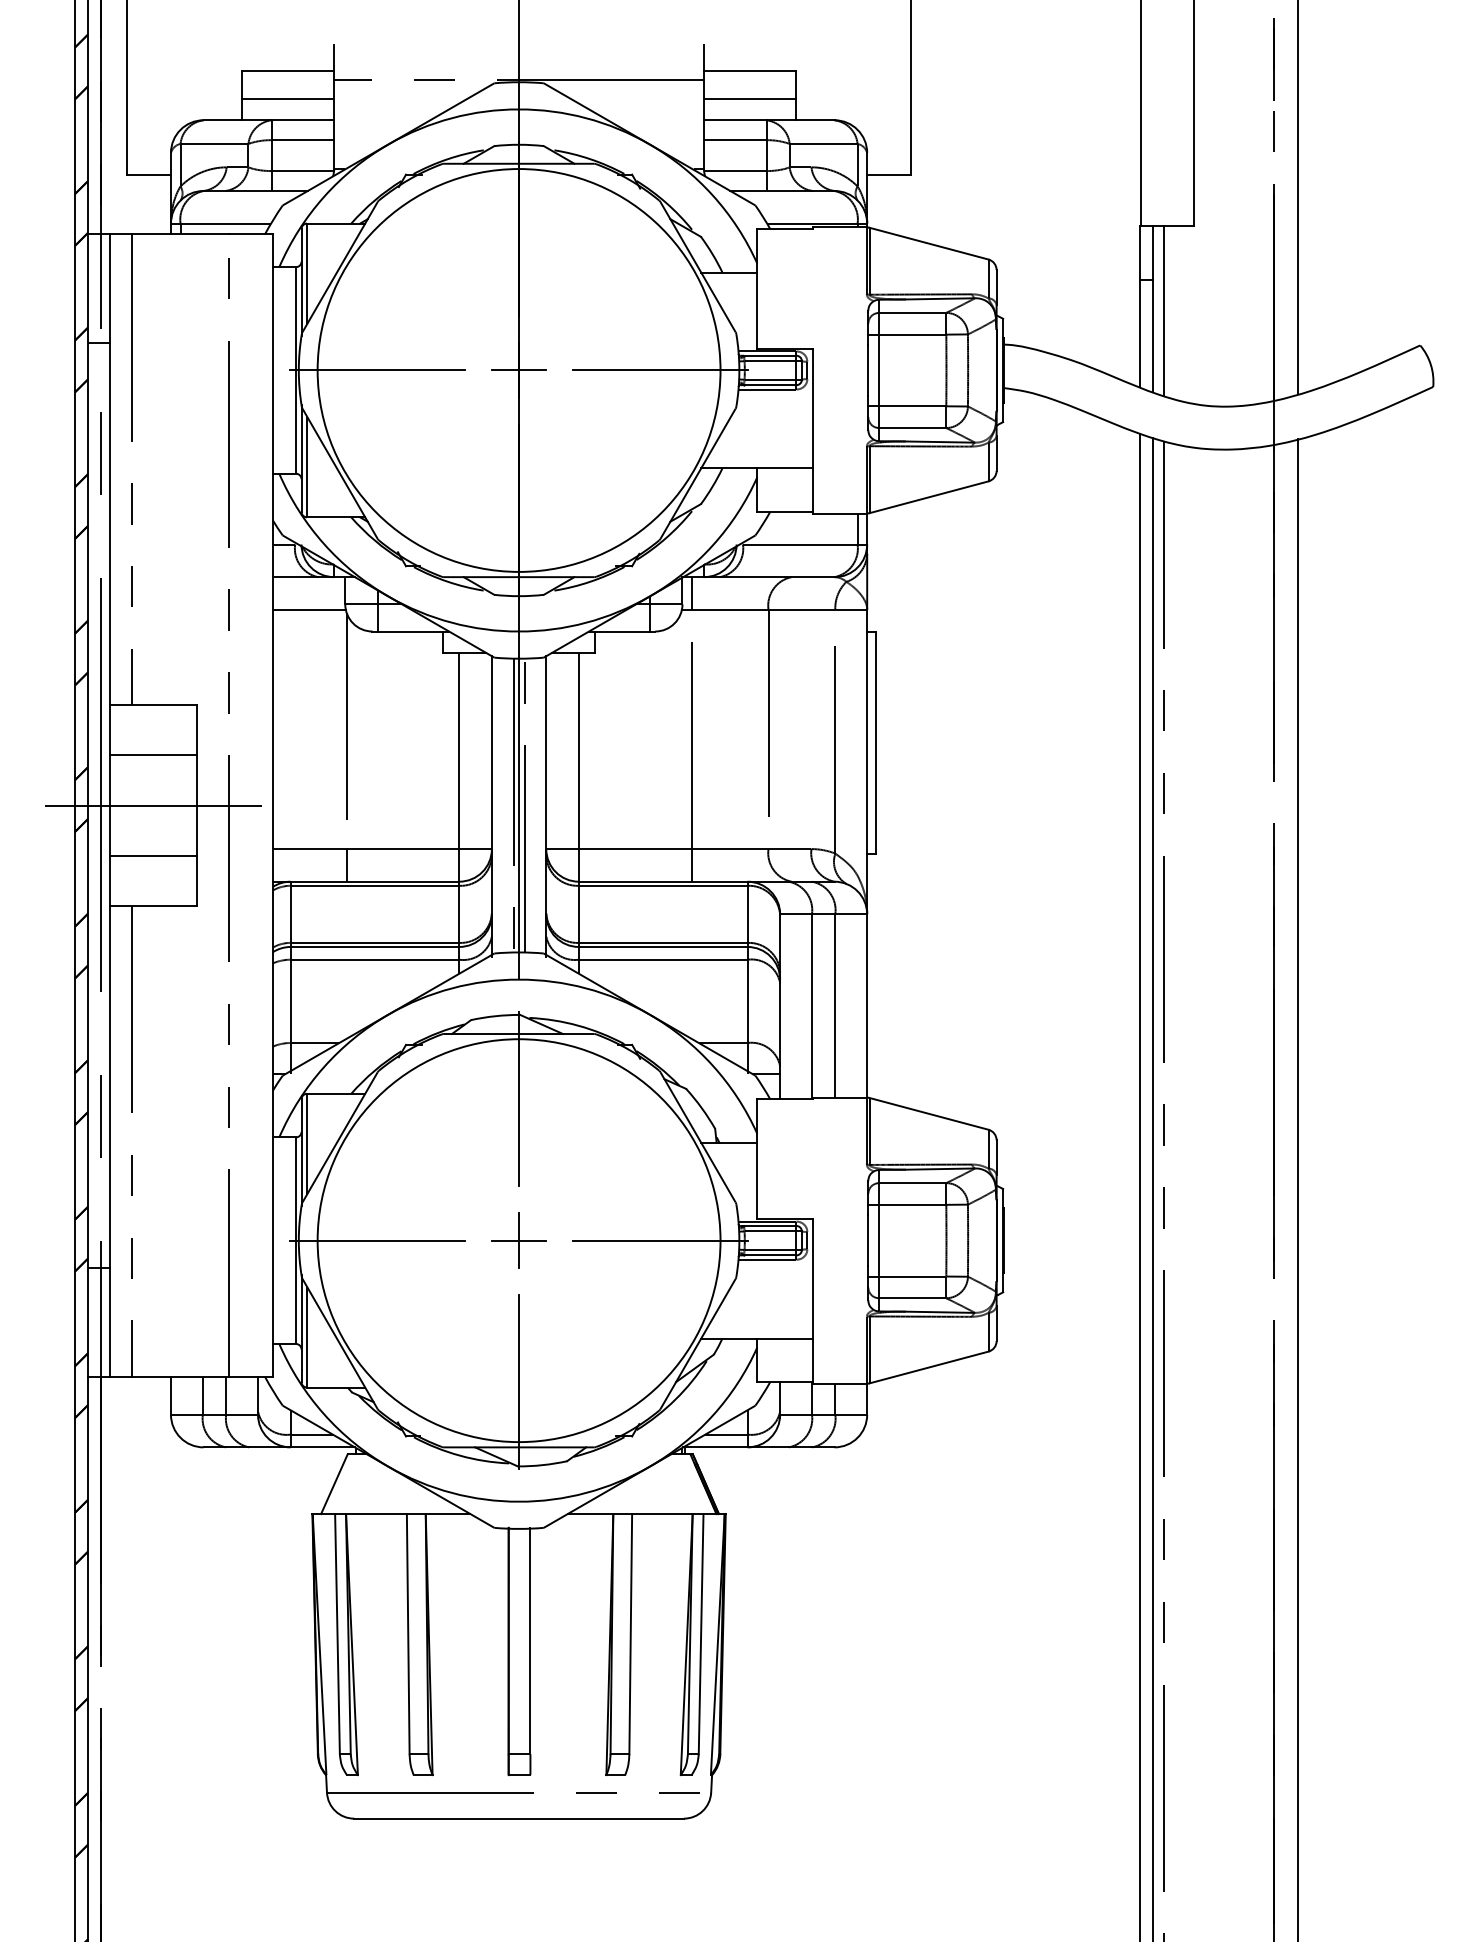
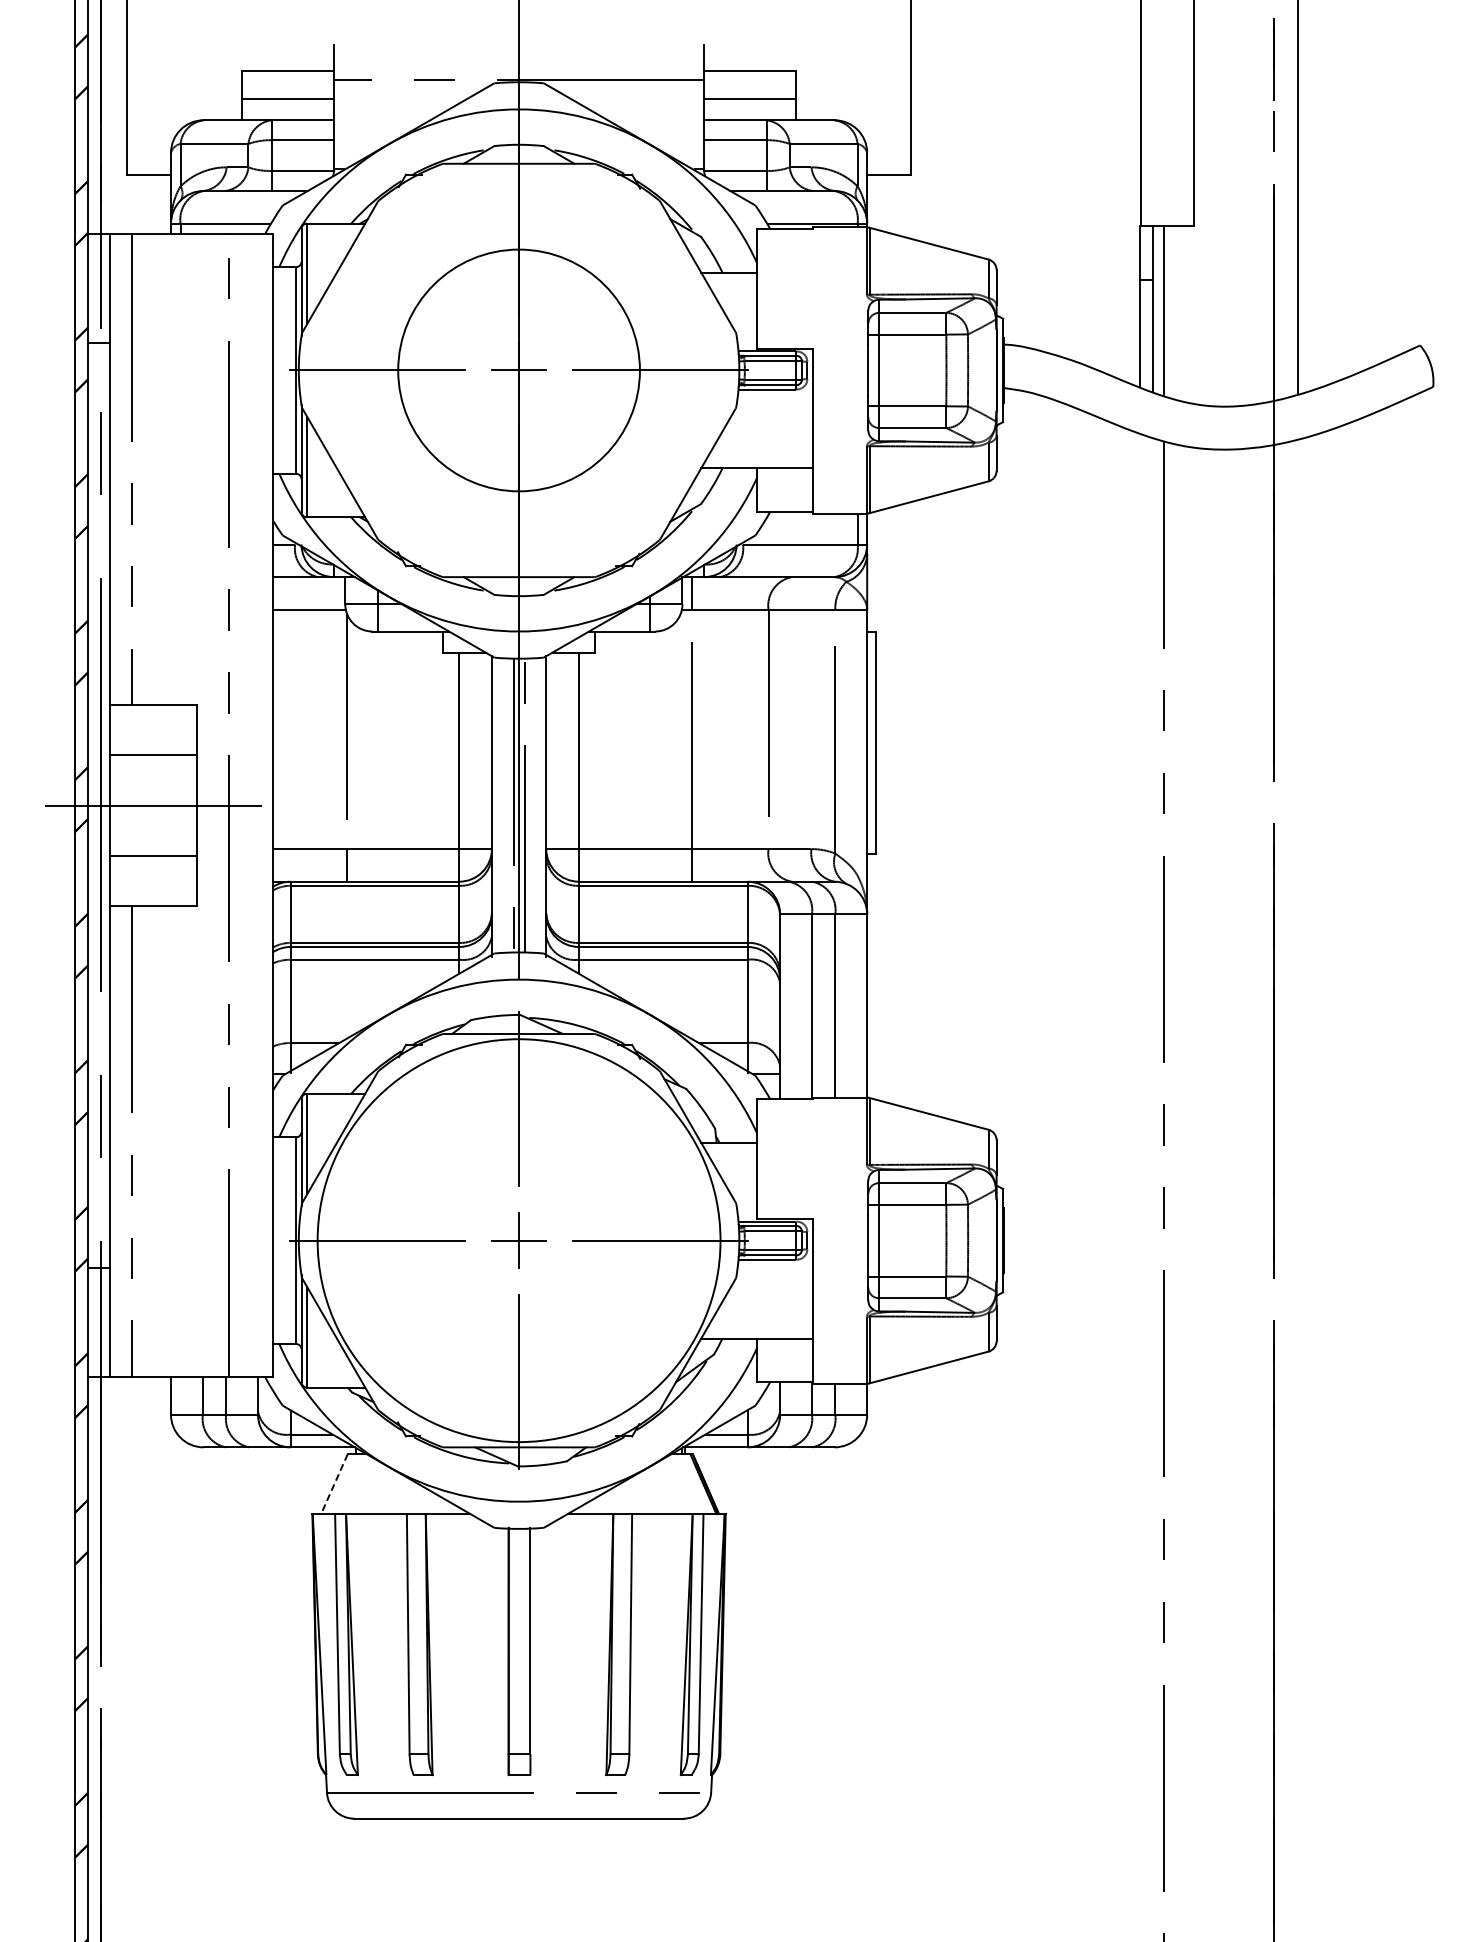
circle diameter: 403 px -> 242 px (518, 370)
line: present -> none (1139, 1185)
line: present -> none (1152, 1188)
line: present -> none (1297, 1188)
line: solid -> dashed (334, 1484)
